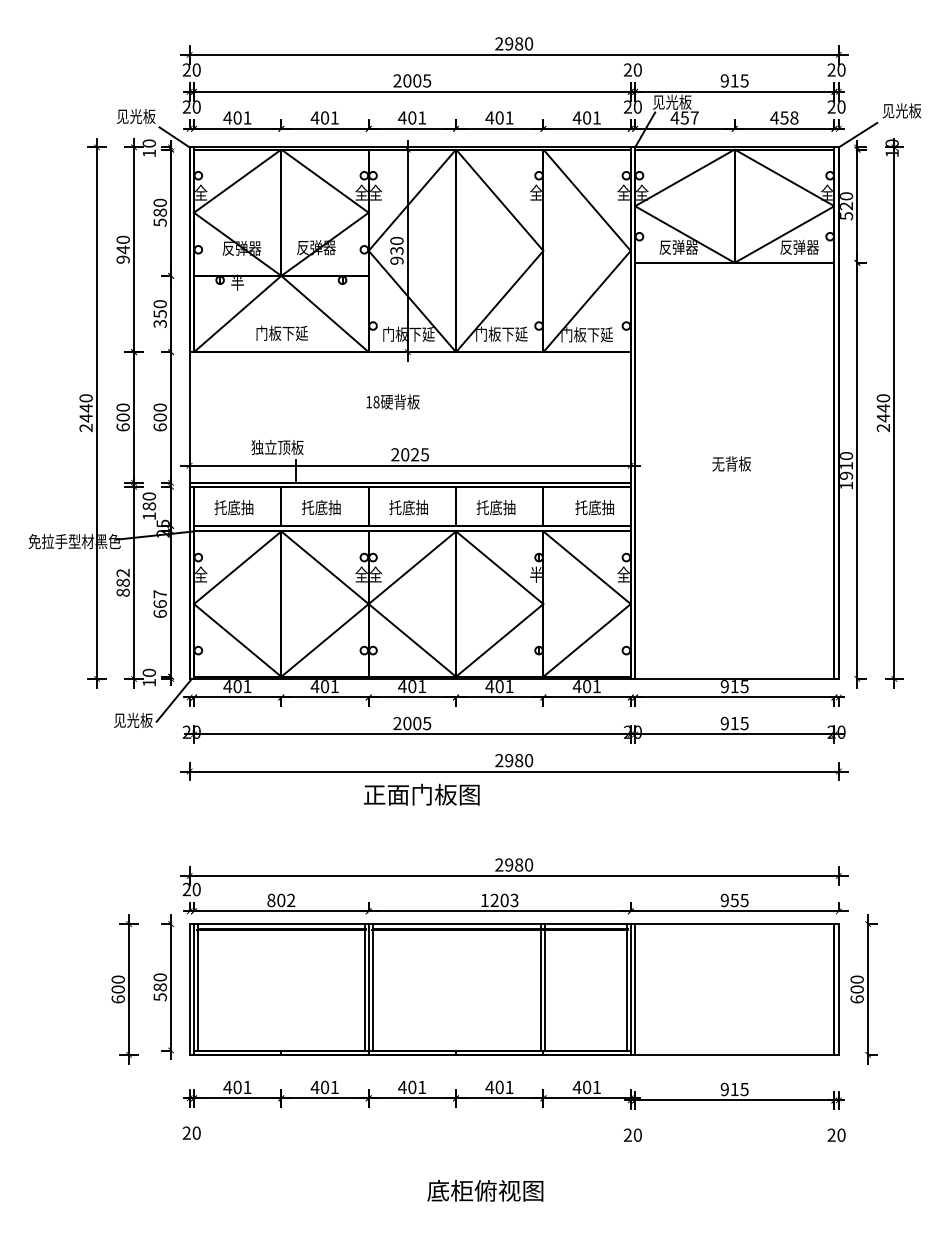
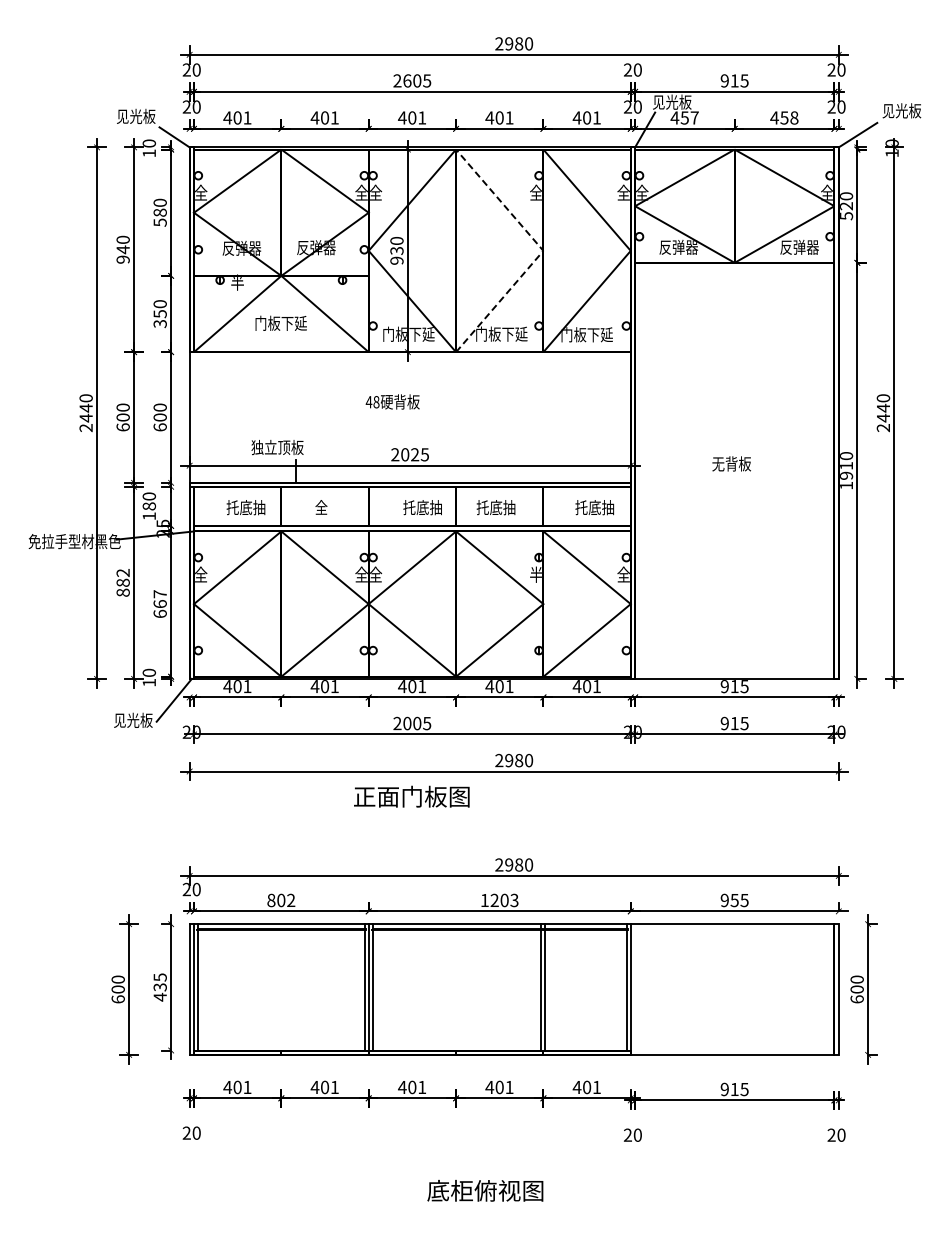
text: 2005 -> 2605 (407, 80)
line: solid -> dashed (543, 250)
text position: (281, 332) -> (280, 322) (280, 322)
text: 18 -> 48 (368, 402)
text position: (233, 507) -> (245, 507) (245, 507)
text: 托底抽 -> 全 (321, 507)
text position: (408, 507) -> (422, 507) (422, 507)
text position: (421, 794) -> (411, 796) (411, 796)
text: 580 -> 435 (159, 987)
line: present -> none (635, 989)
